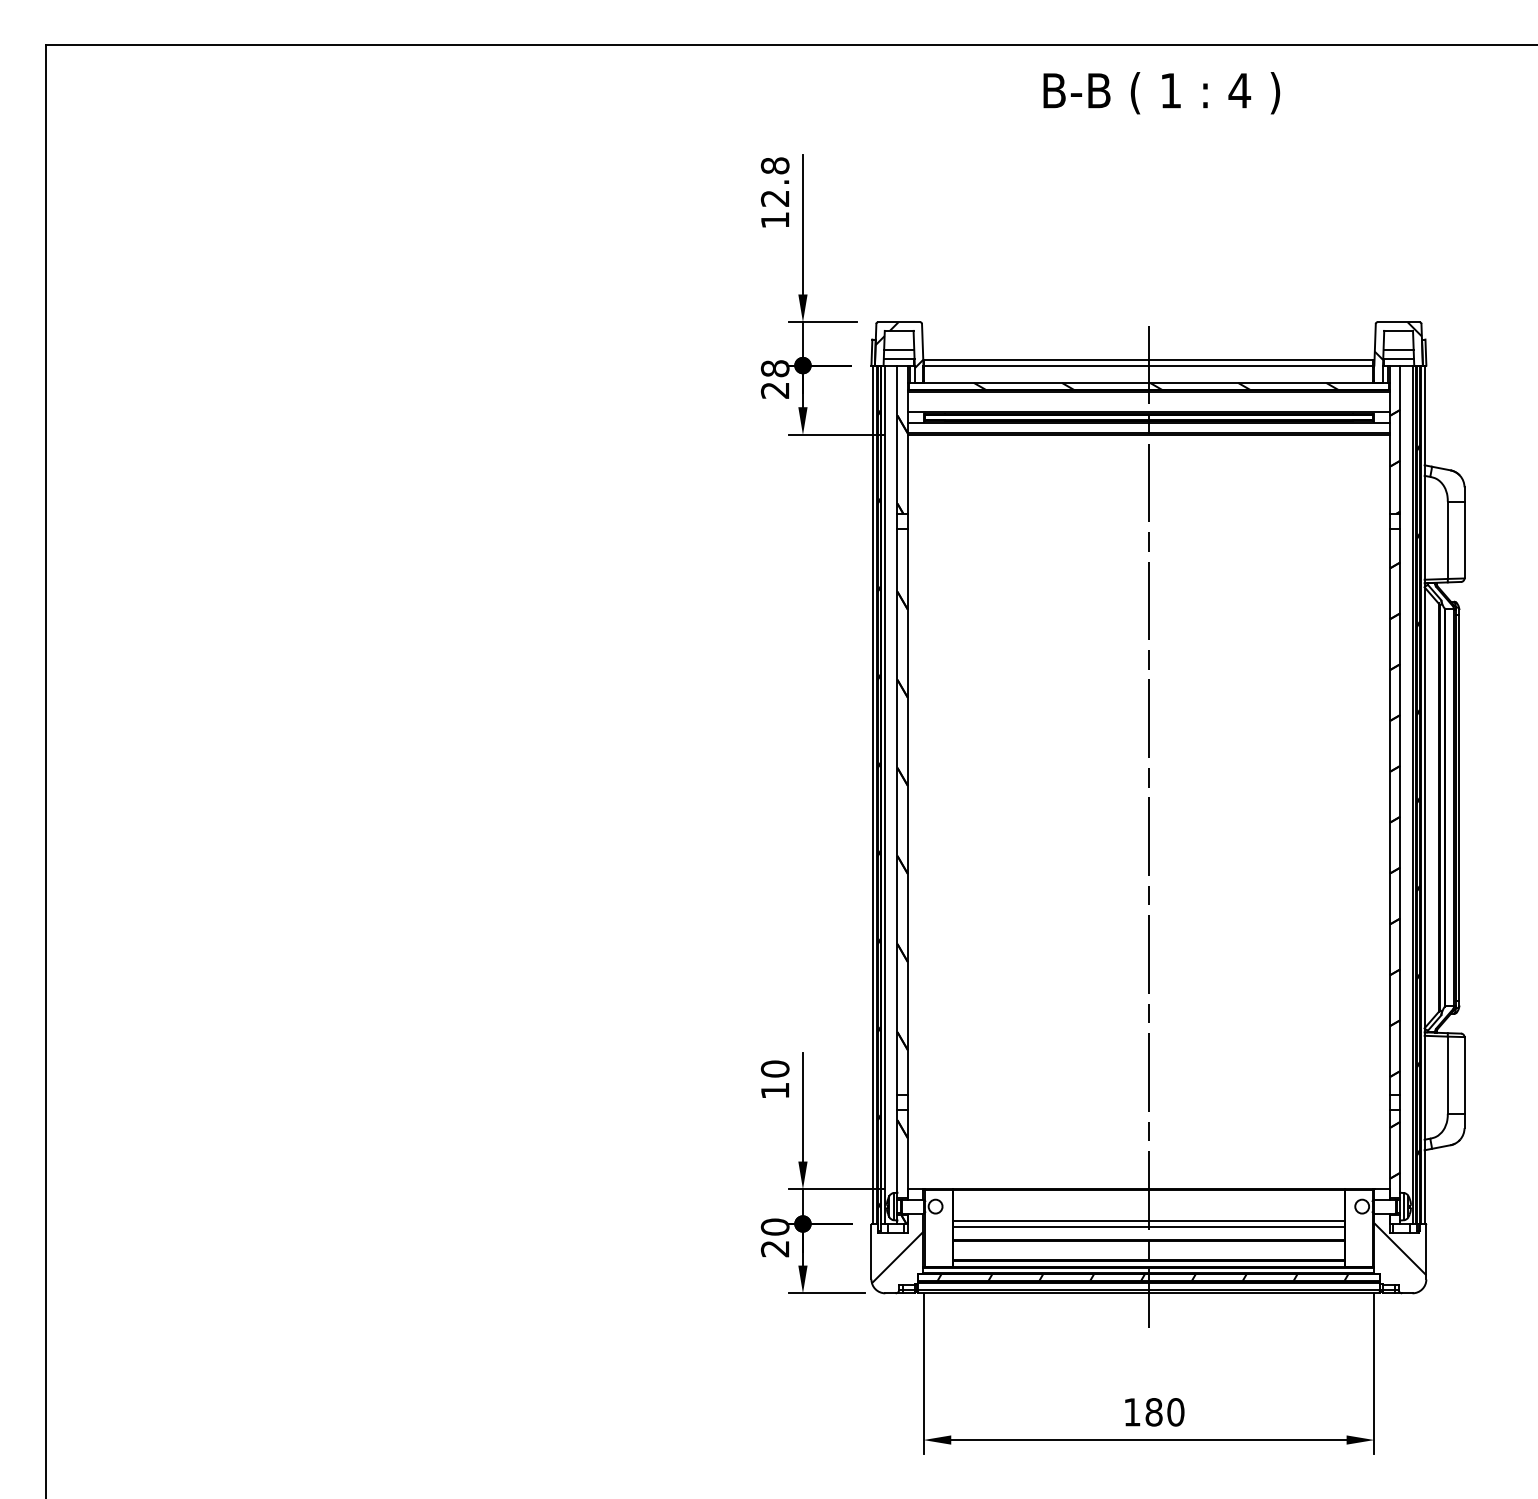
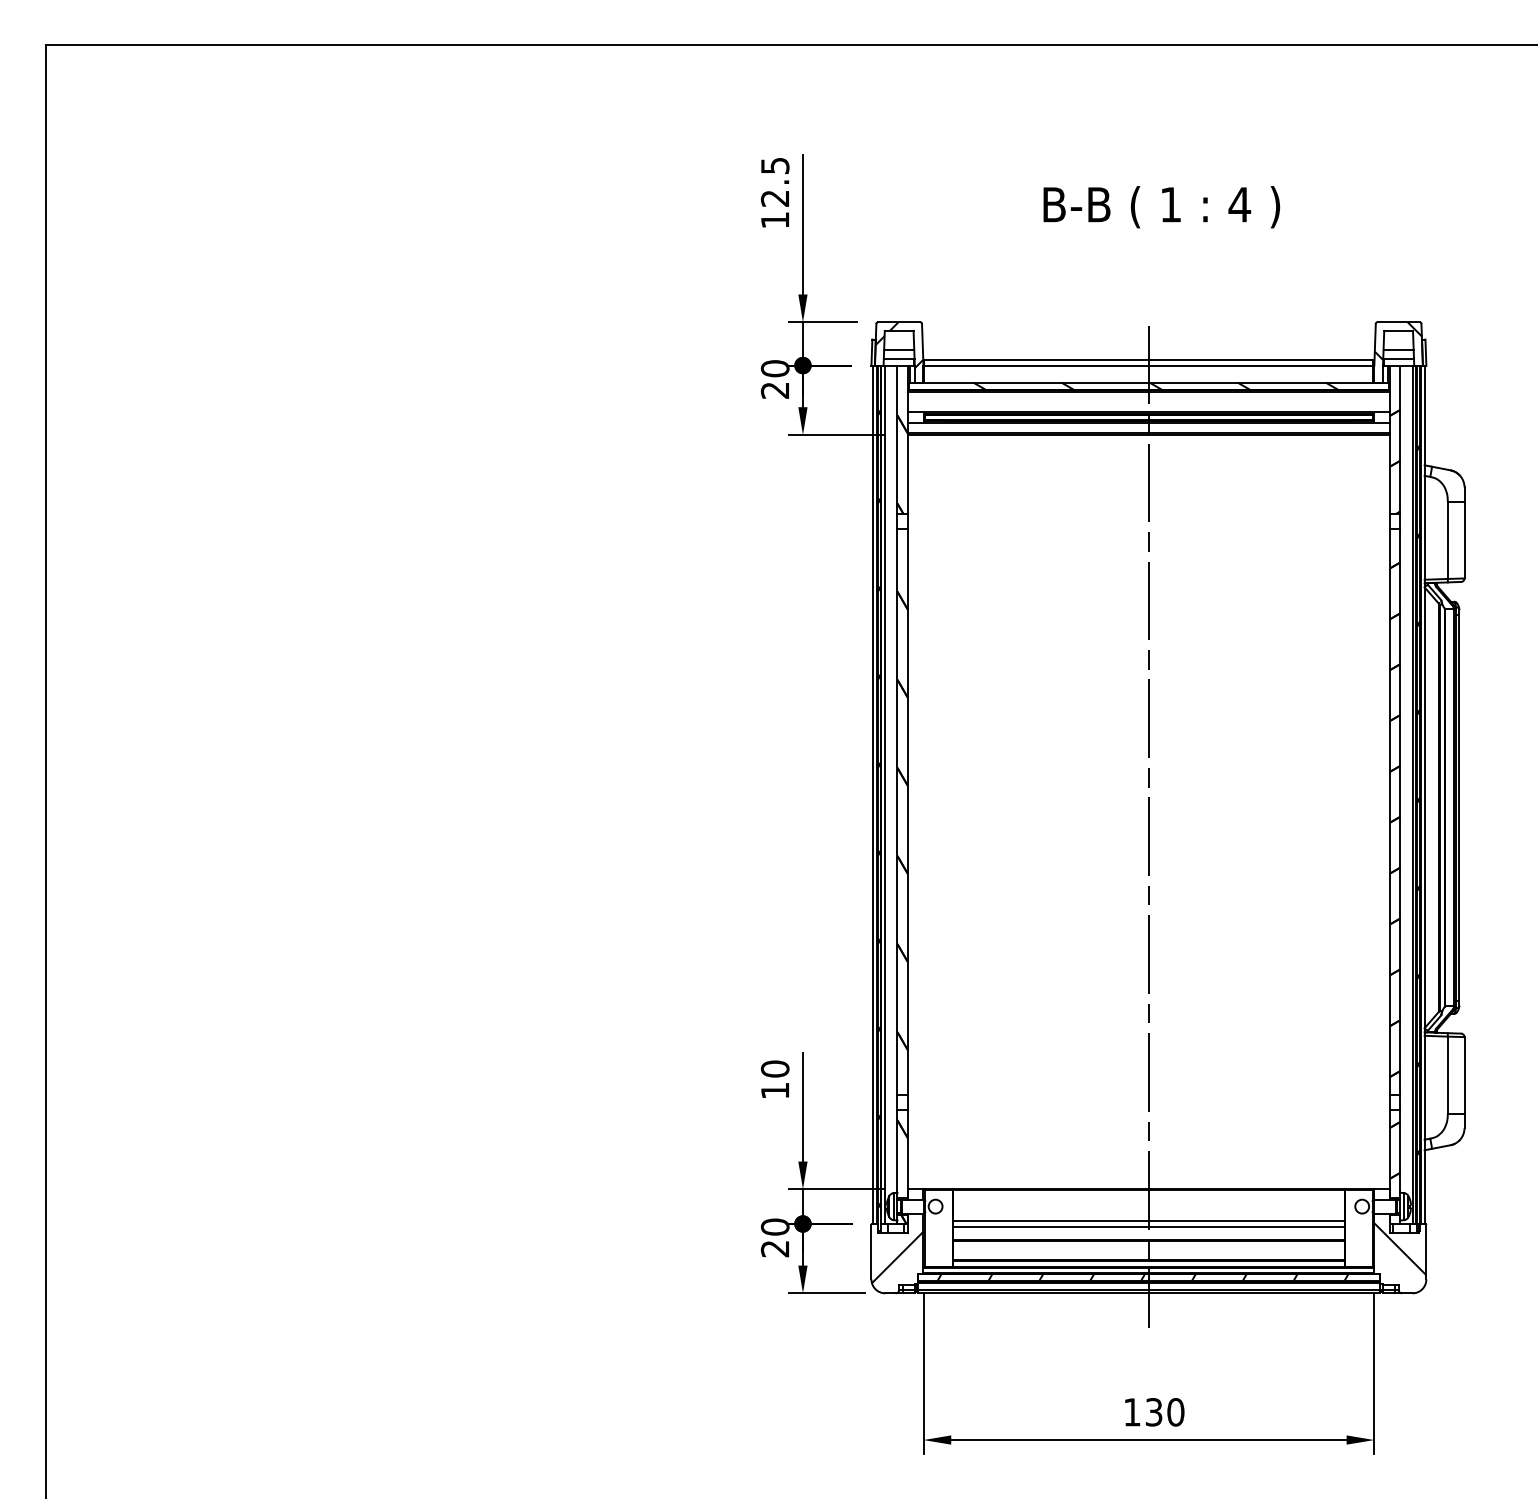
text position: (1161, 93) -> (1161, 207) (1161, 207)
text: 12.8 -> 12.5 (774, 165)
text: 28 -> 20 (775, 368)
text: 180 -> 130 (1153, 1412)
